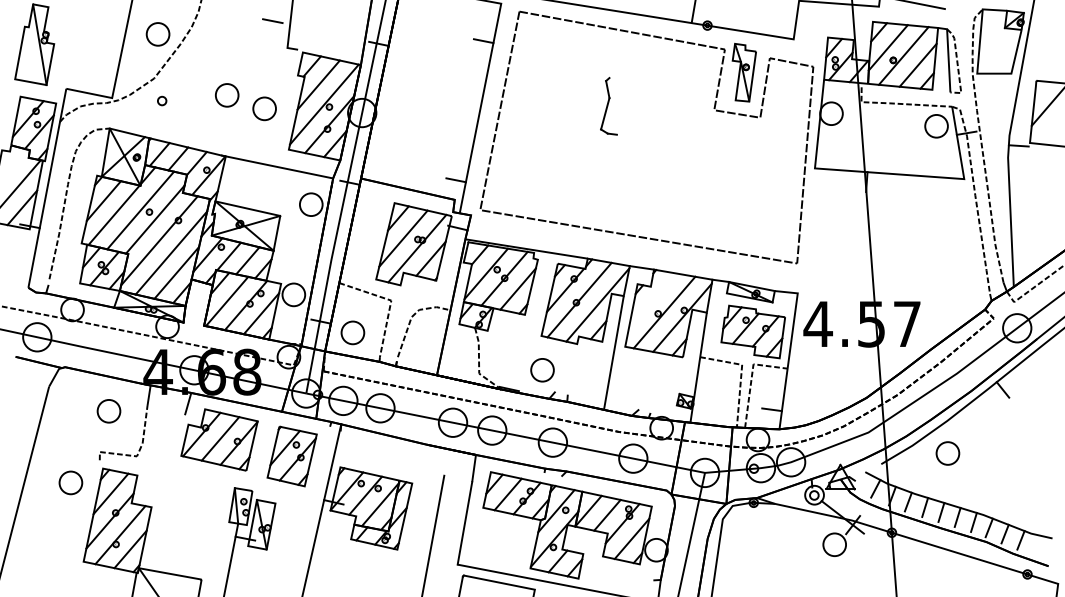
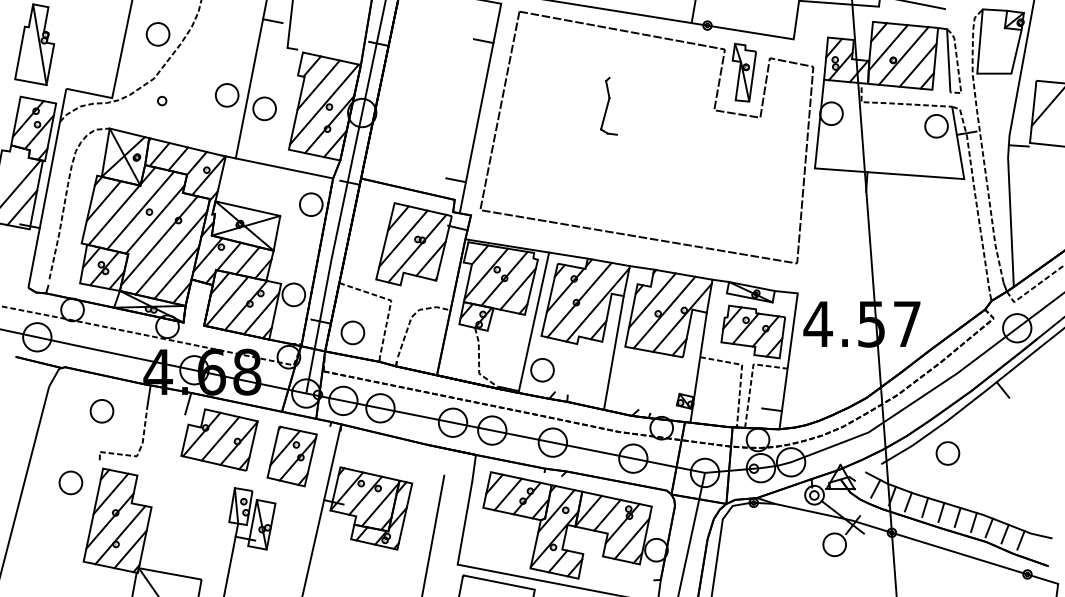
line: none -> present (250, 80)
line: none -> present (652, 300)
line: none -> present (533, 322)
part position: (108, 411) -> (101, 411) (101, 411)
